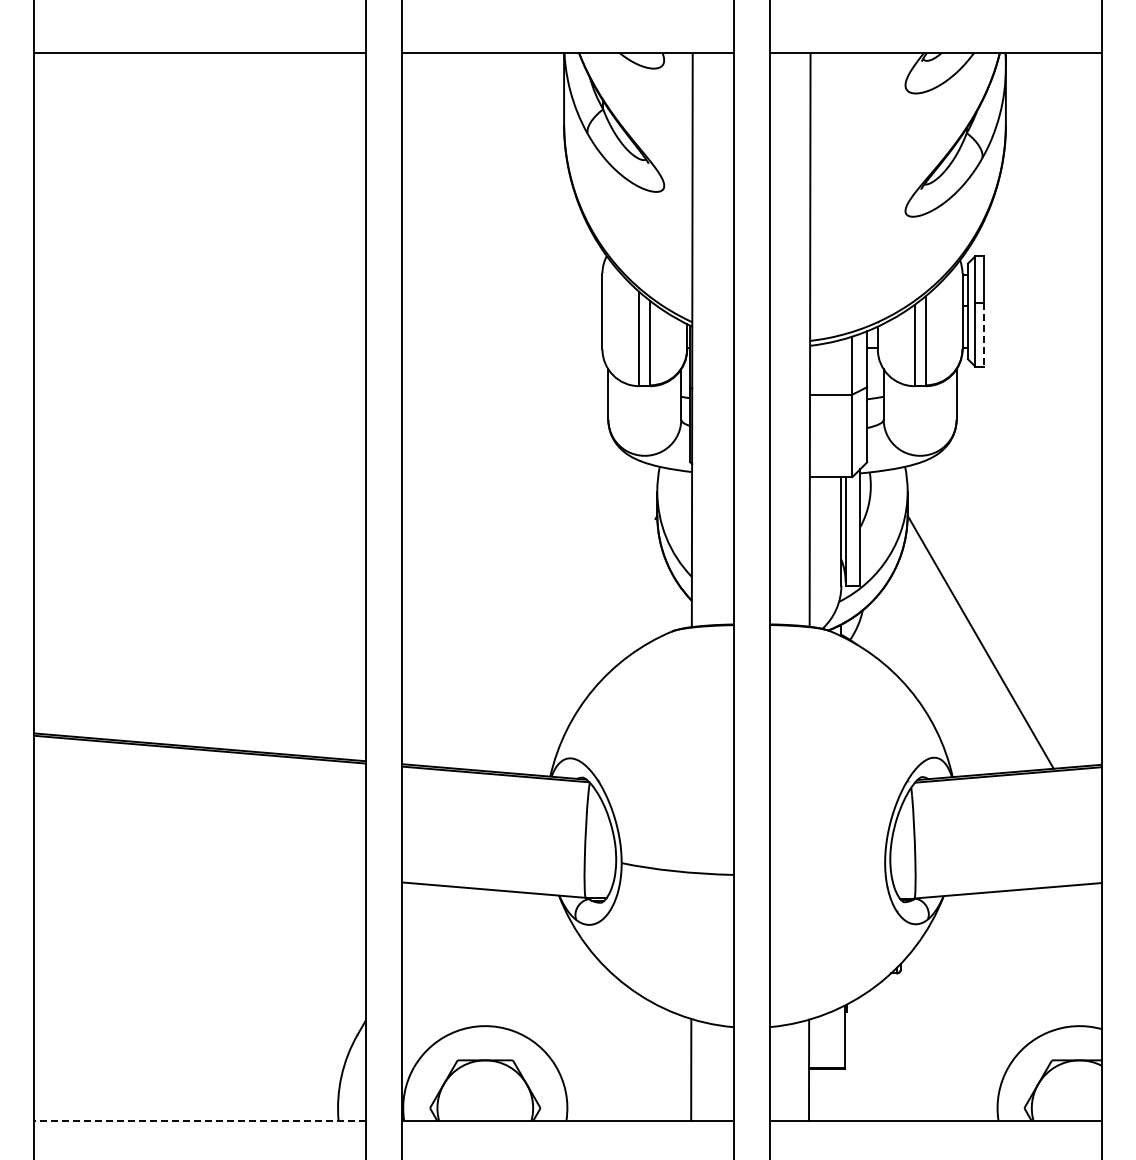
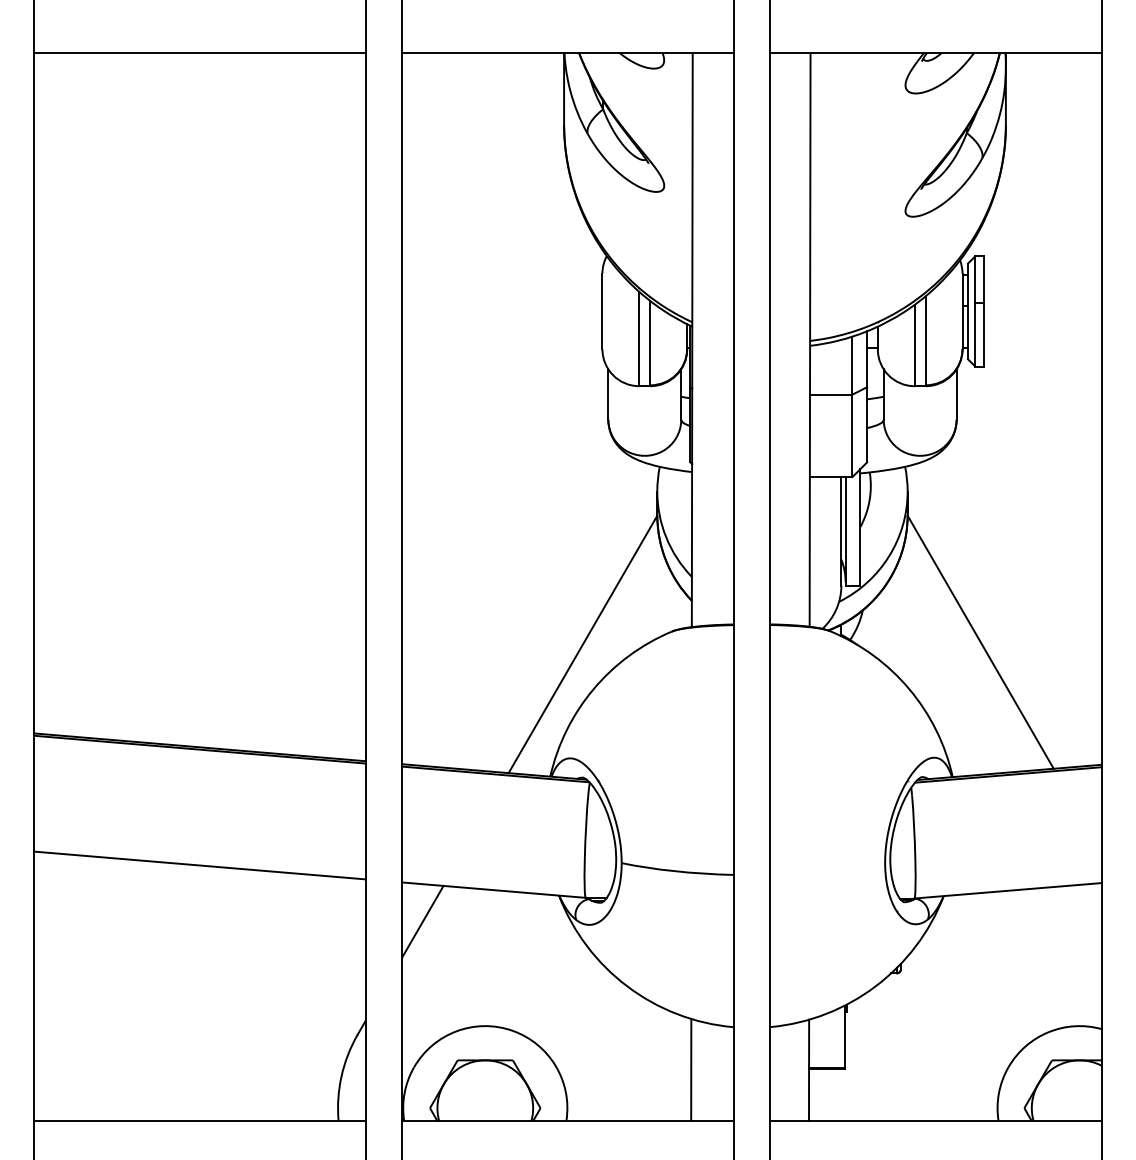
line: dashed -> solid (984, 334)
line: none -> present (581, 646)
line: none -> present (199, 865)
line: none -> present (422, 921)
line: dashed -> solid (199, 1120)
